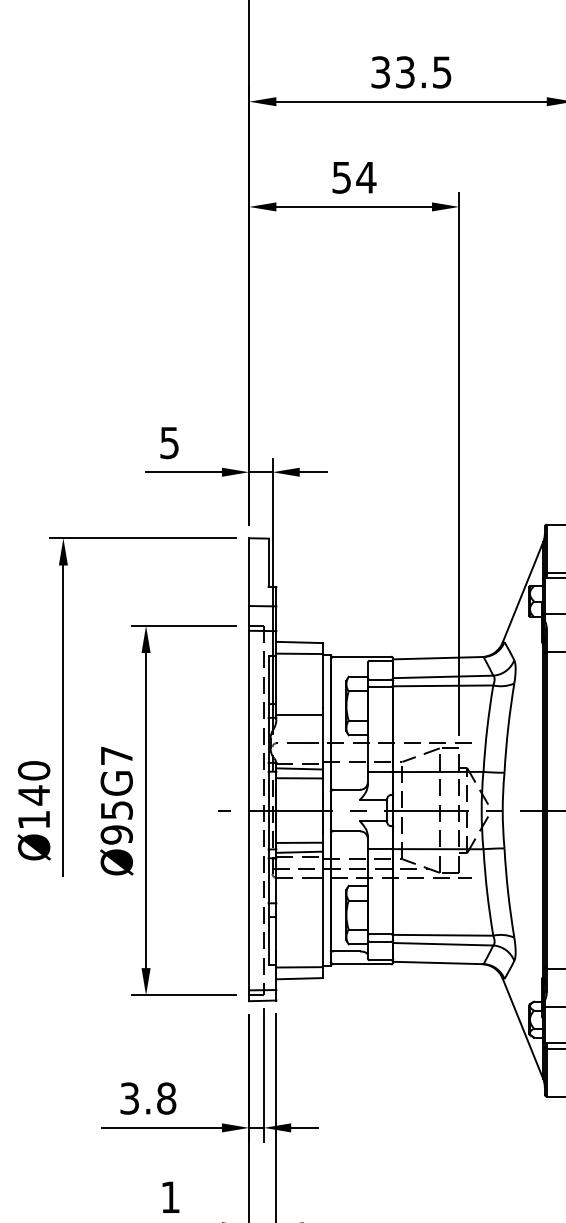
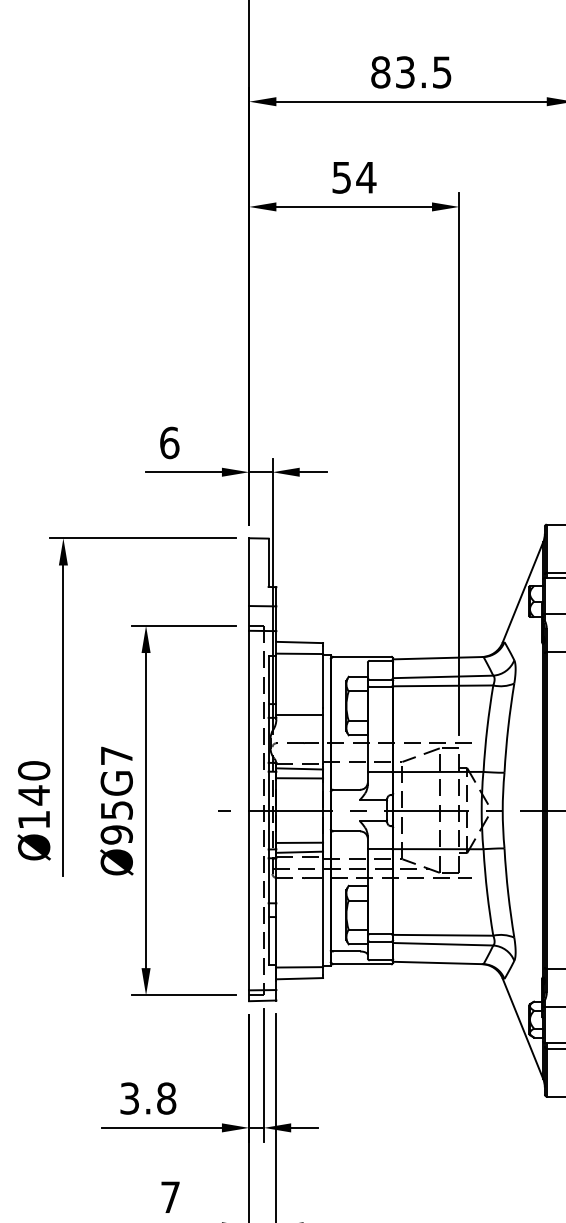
text: 33.5 -> 83.5 (380, 72)
text: 5 -> 6 (169, 442)
text: 1 -> 7 (170, 1196)
